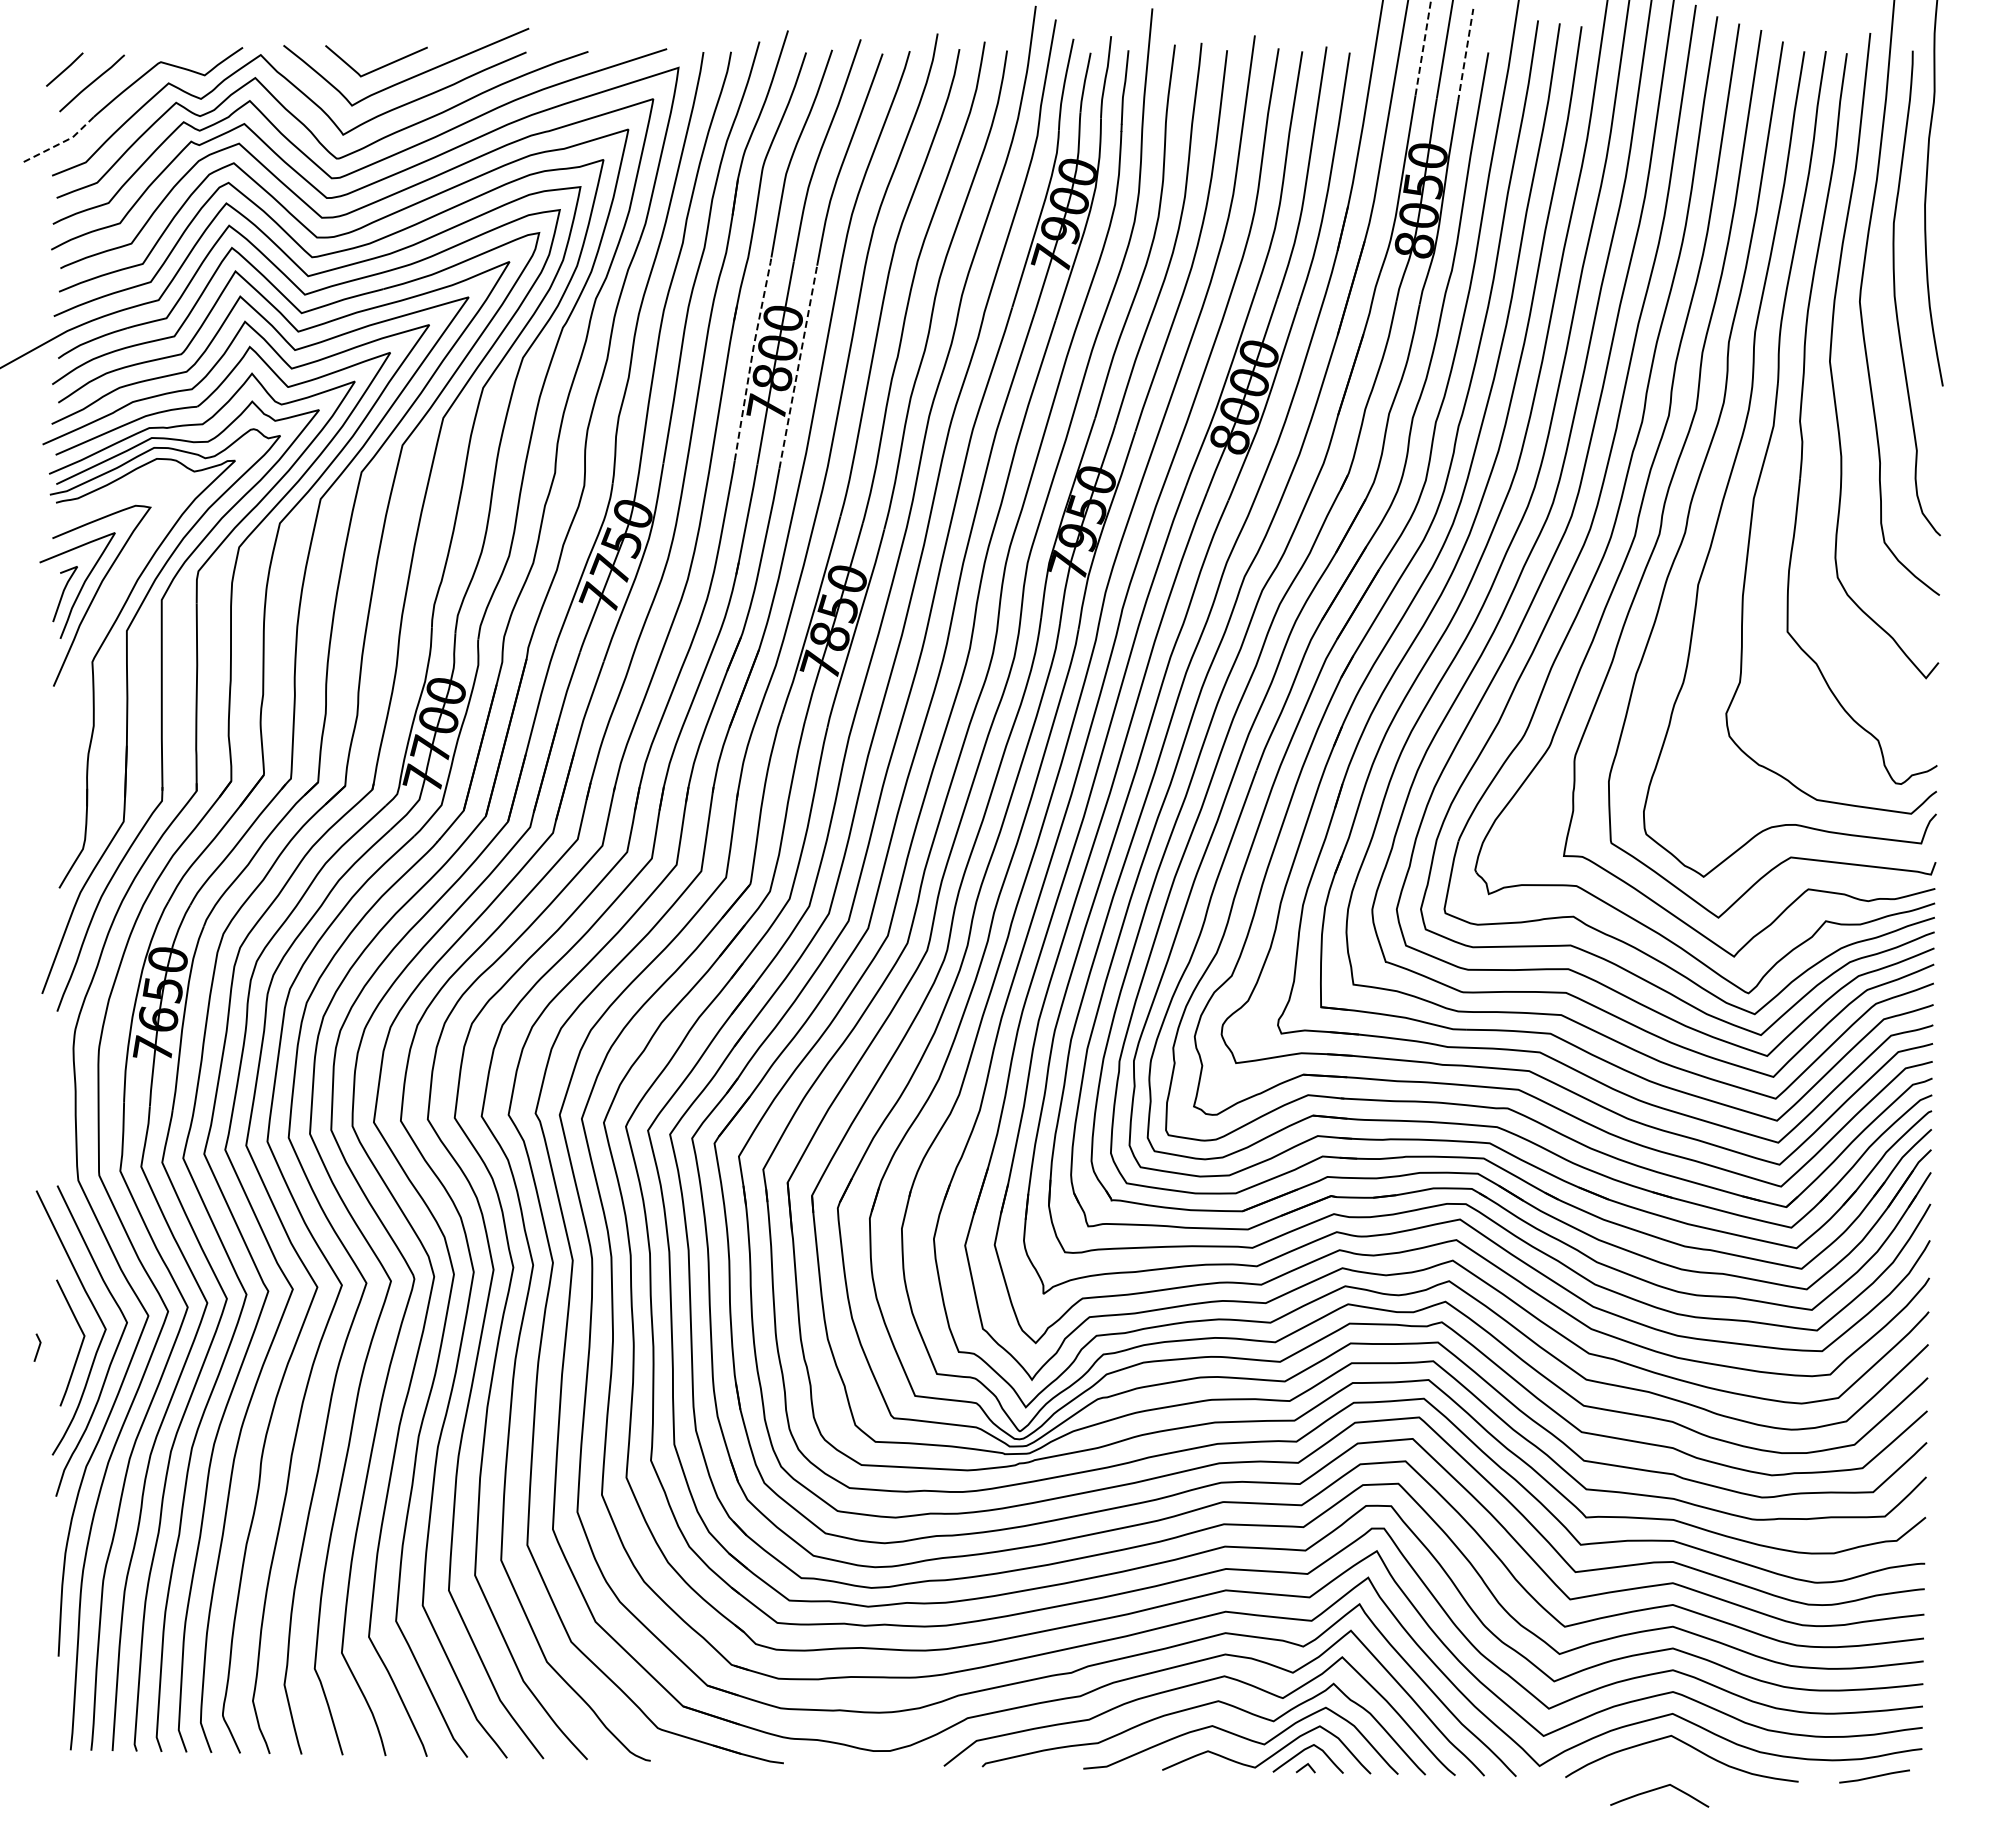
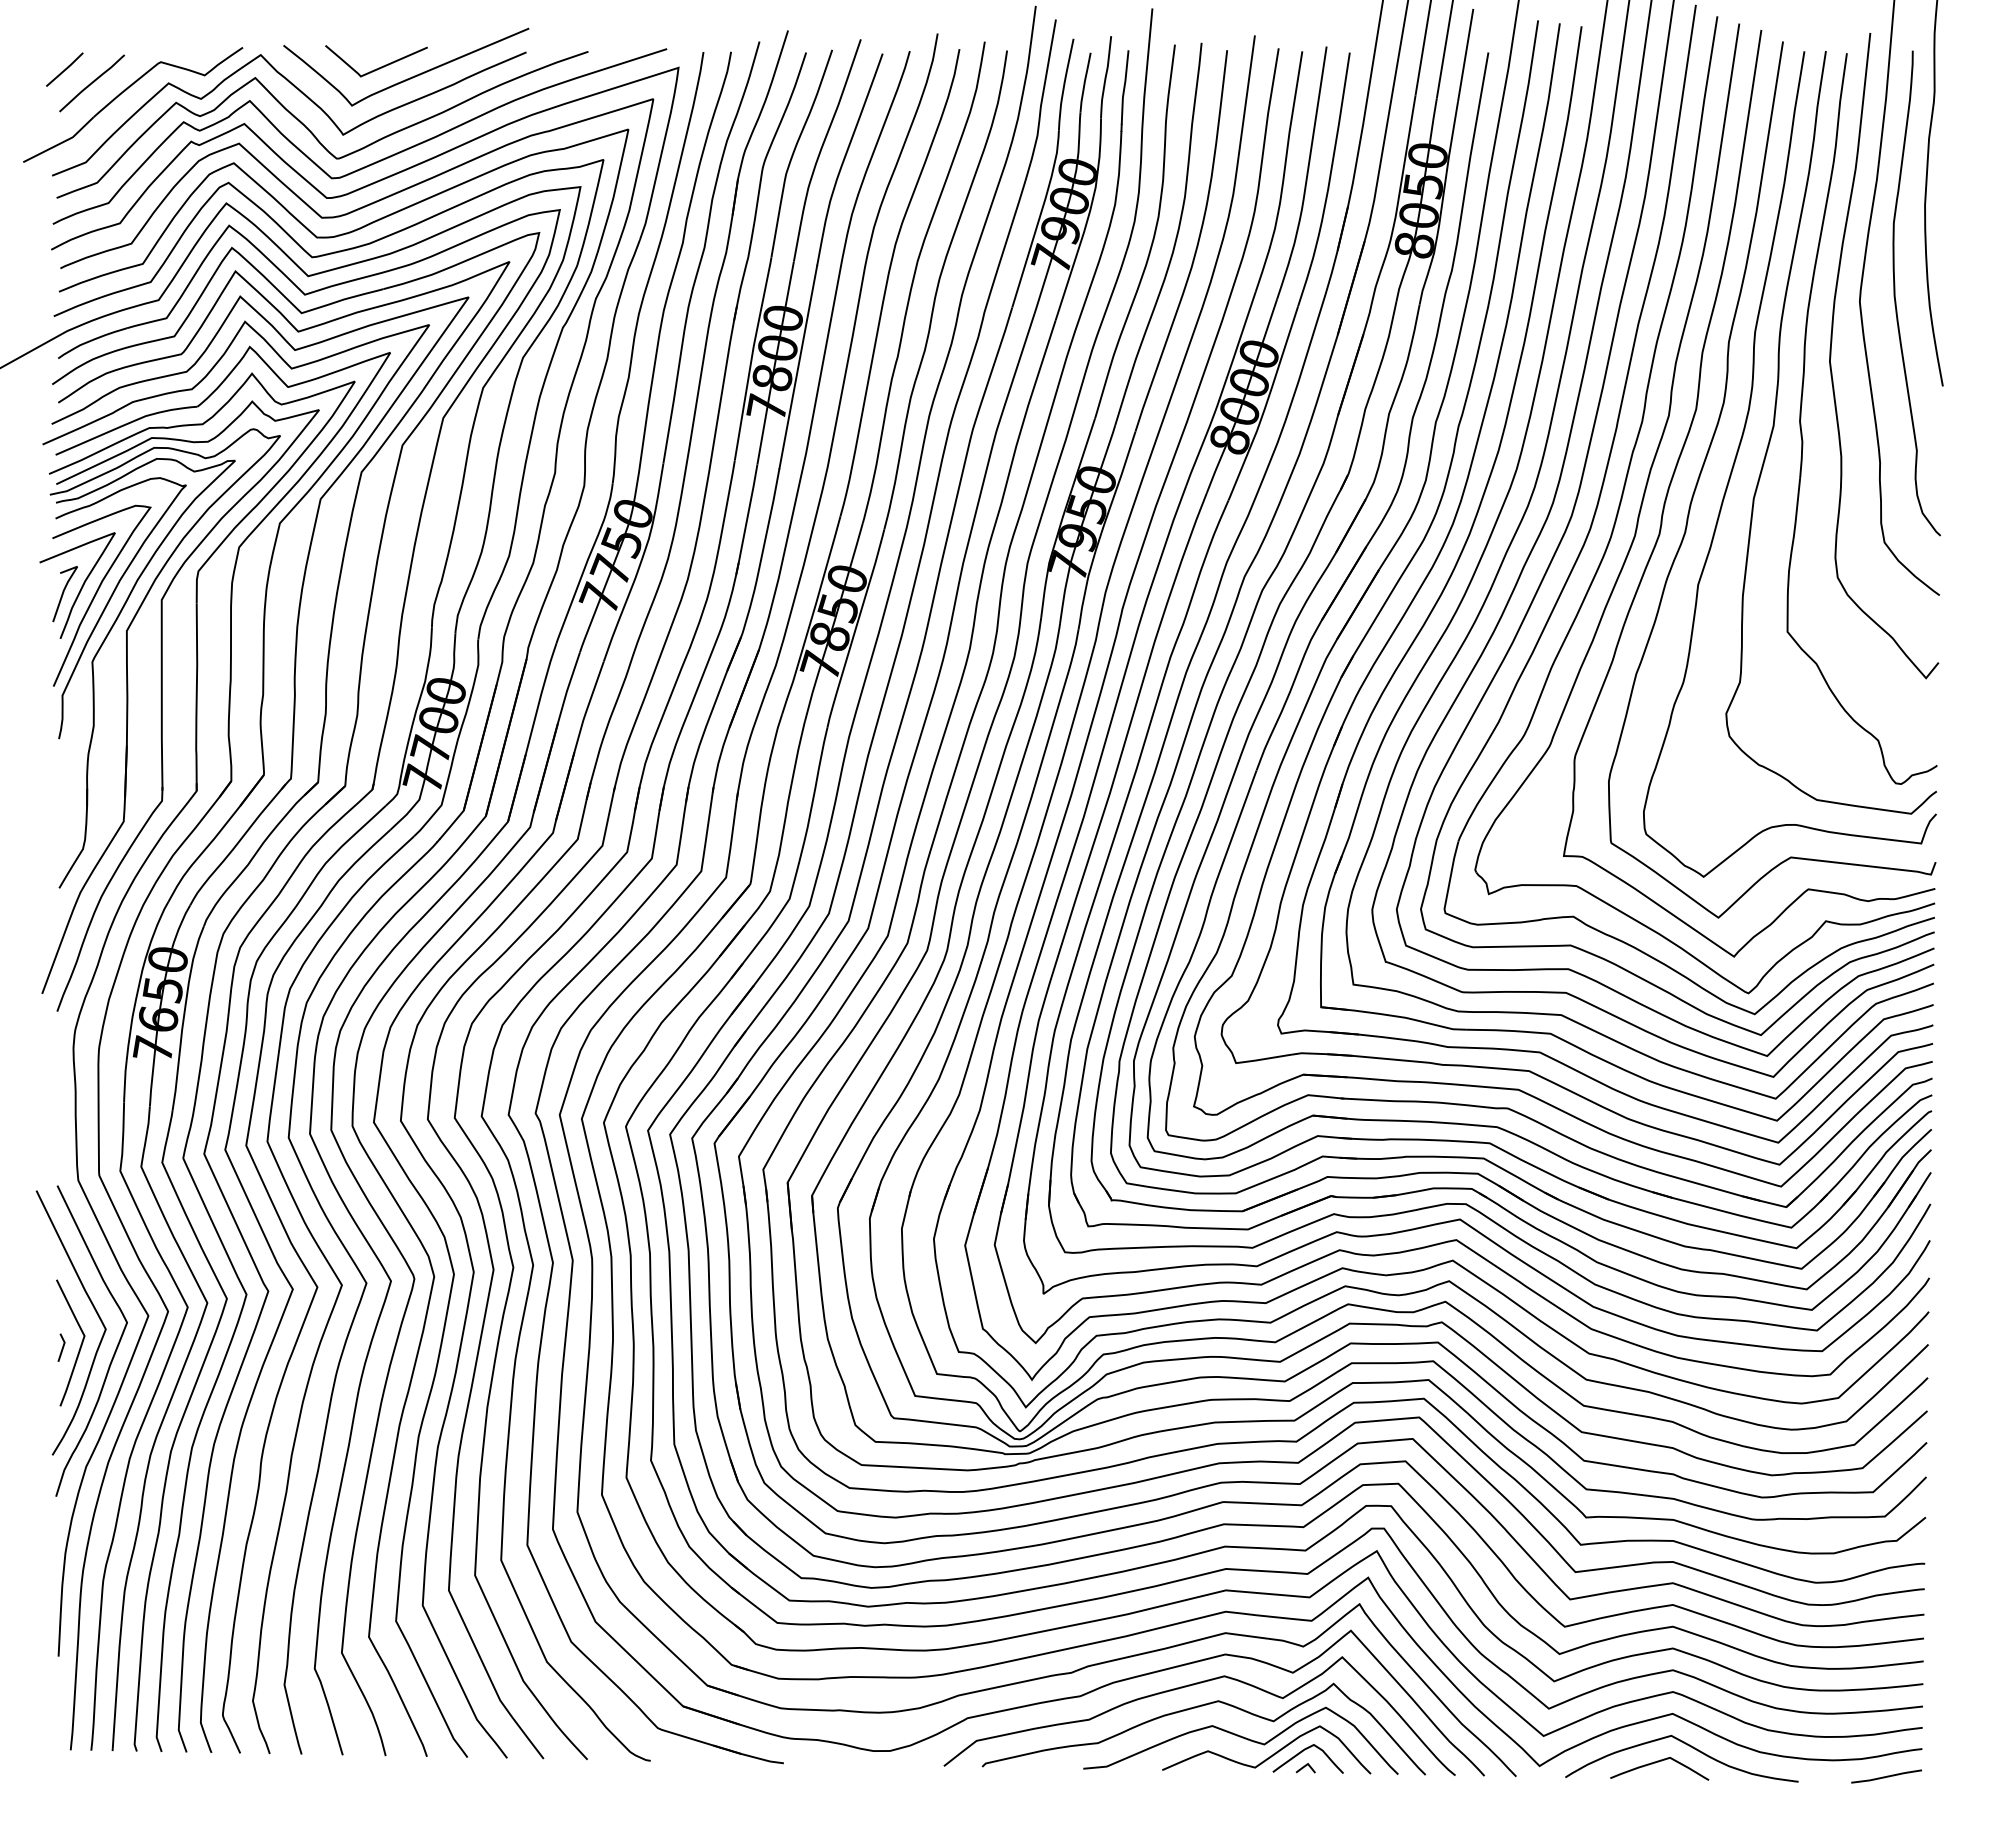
line: dashed -> solid (1423, 47)
line: dashed -> solid (1465, 54)
line: dashed -> solid (61, 143)
line: dashed -> solid (751, 357)
line: dashed -> solid (798, 366)
curve: none -> present (109, 602)
line position: (38, 1347) -> (62, 1347) (62, 1347)
curve position: (1874, 1776) -> (1886, 1776) (1886, 1776)
curve position: (1658, 1789) -> (1658, 1762) (1658, 1762)
